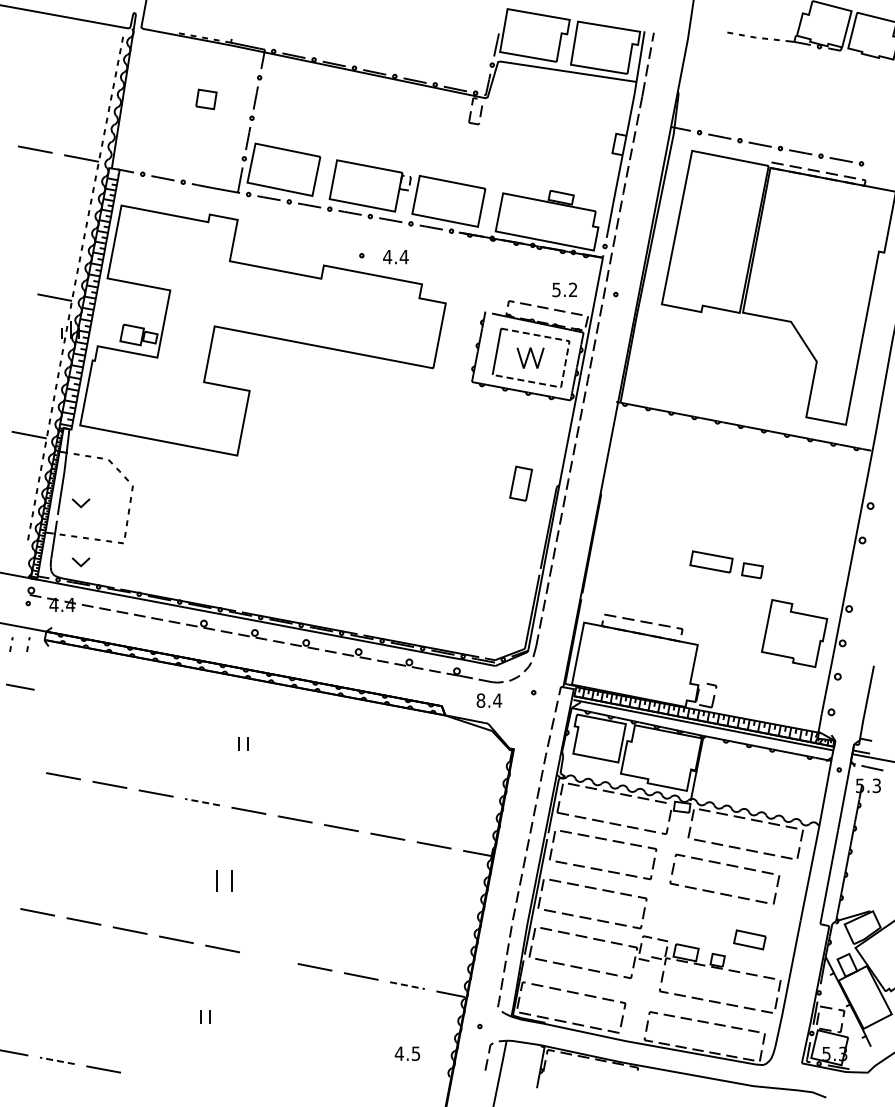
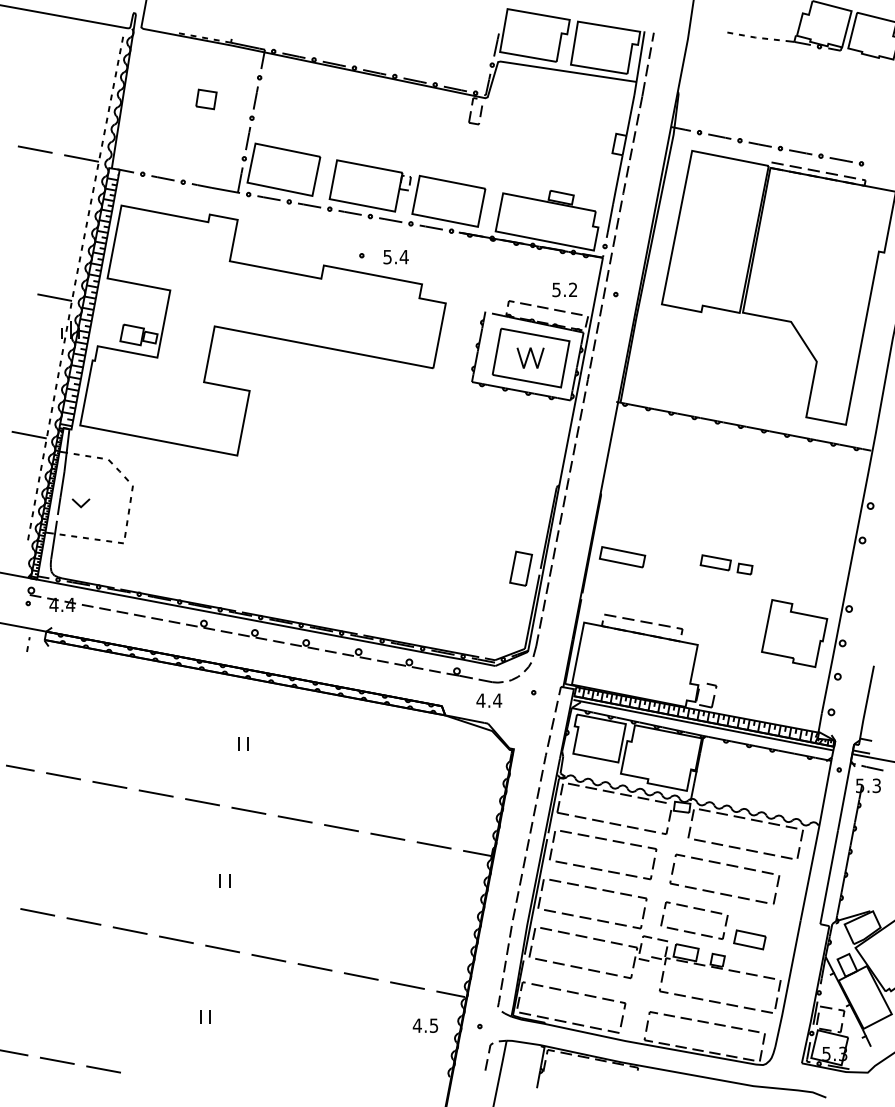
text: 4.4 -> 5.4 (387, 257)
line: dashed -> solid (565, 364)
part position: (521, 483) -> (521, 568) (521, 568)
part: none -> present (622, 557)
part: present -> none (80, 562)
part size: 75x30 px -> 55x22 px (726, 564)
part: present -> none (11, 644)
line position: (20, 686) -> (20, 767) (20, 767)
text: 8.4 -> 4.4 (480, 700)
line: dashed -> solid (202, 802)
part size: 17x22 px -> 12x14 px (224, 880)
part: none -> present (695, 909)
line: none -> present (268, 958)
line: dashed -> solid (407, 985)
text position: (407, 1053) -> (425, 1025) (425, 1025)
line: dashed -> solid (57, 1060)
